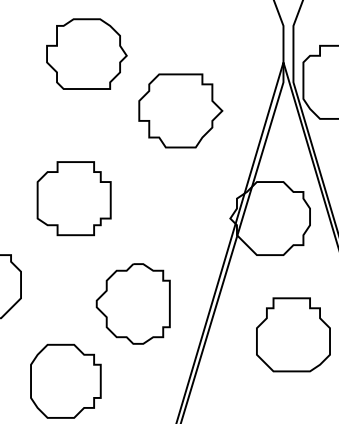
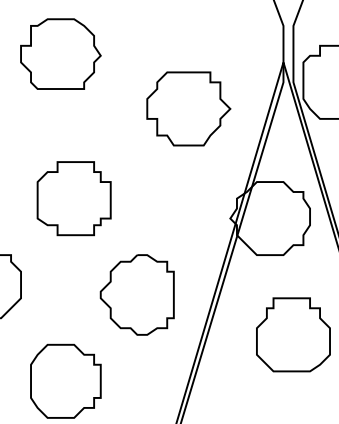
part position: (86, 53) -> (60, 53) (60, 53)
part position: (180, 110) -> (188, 108) (188, 108)
part position: (132, 303) -> (136, 294) (136, 294)
